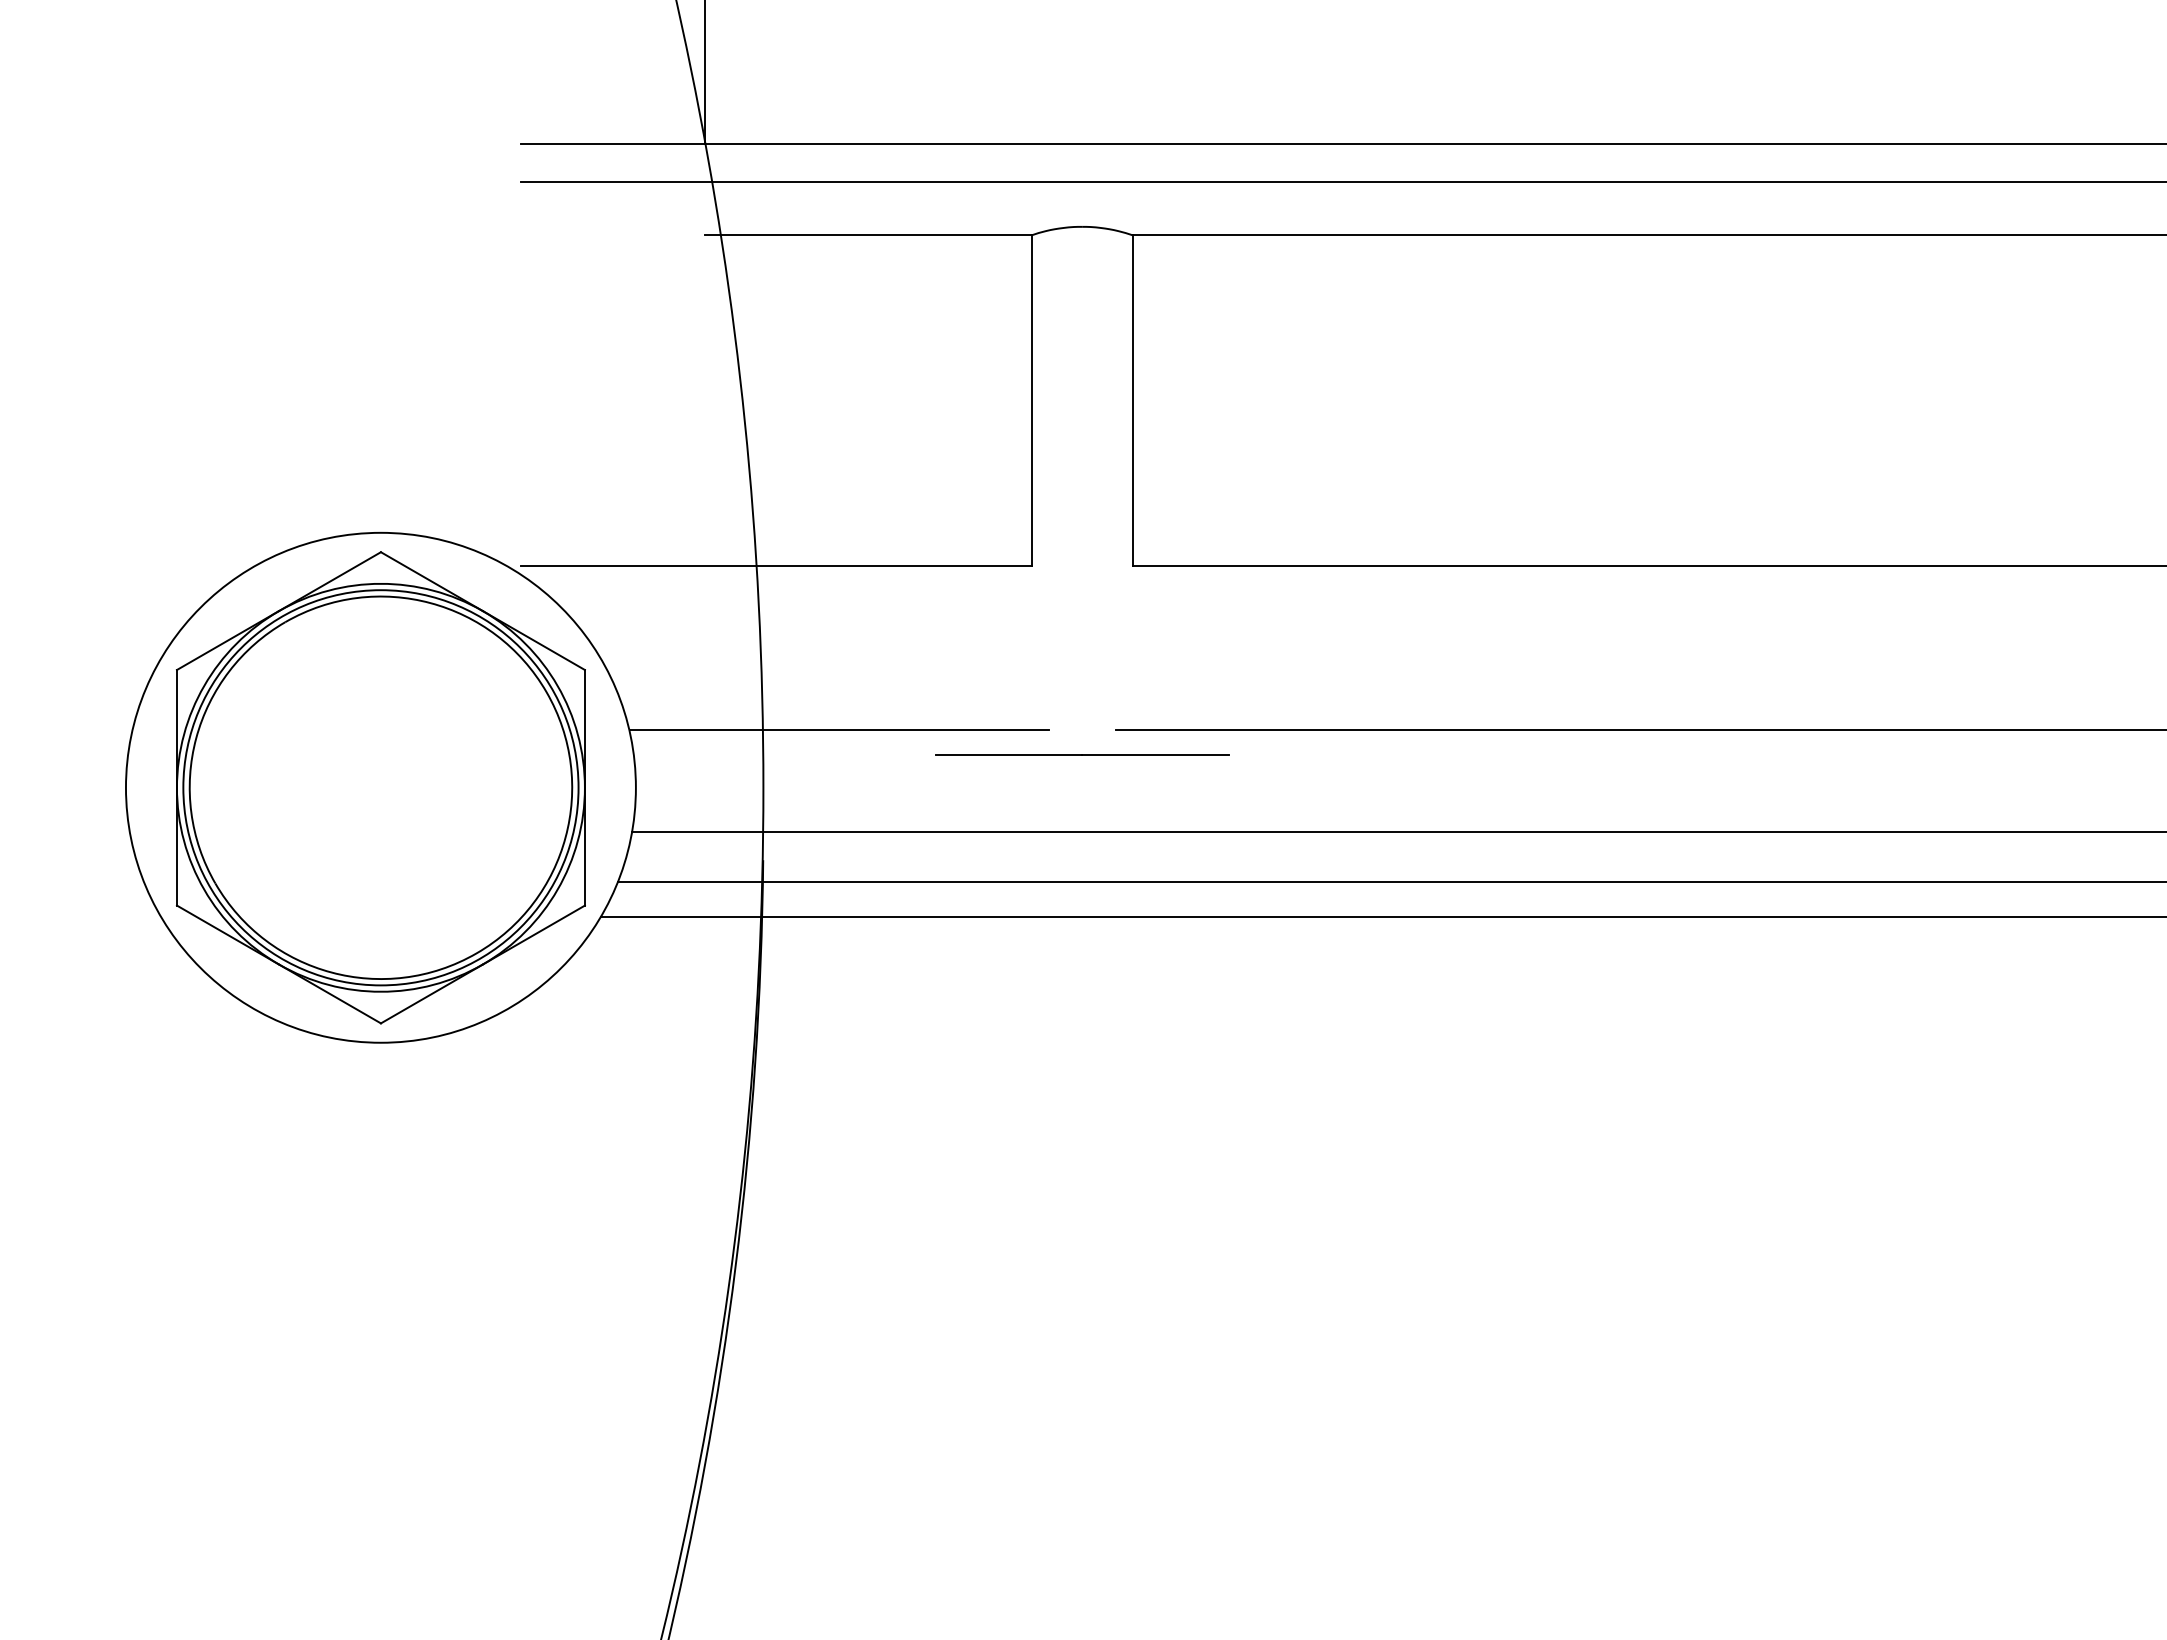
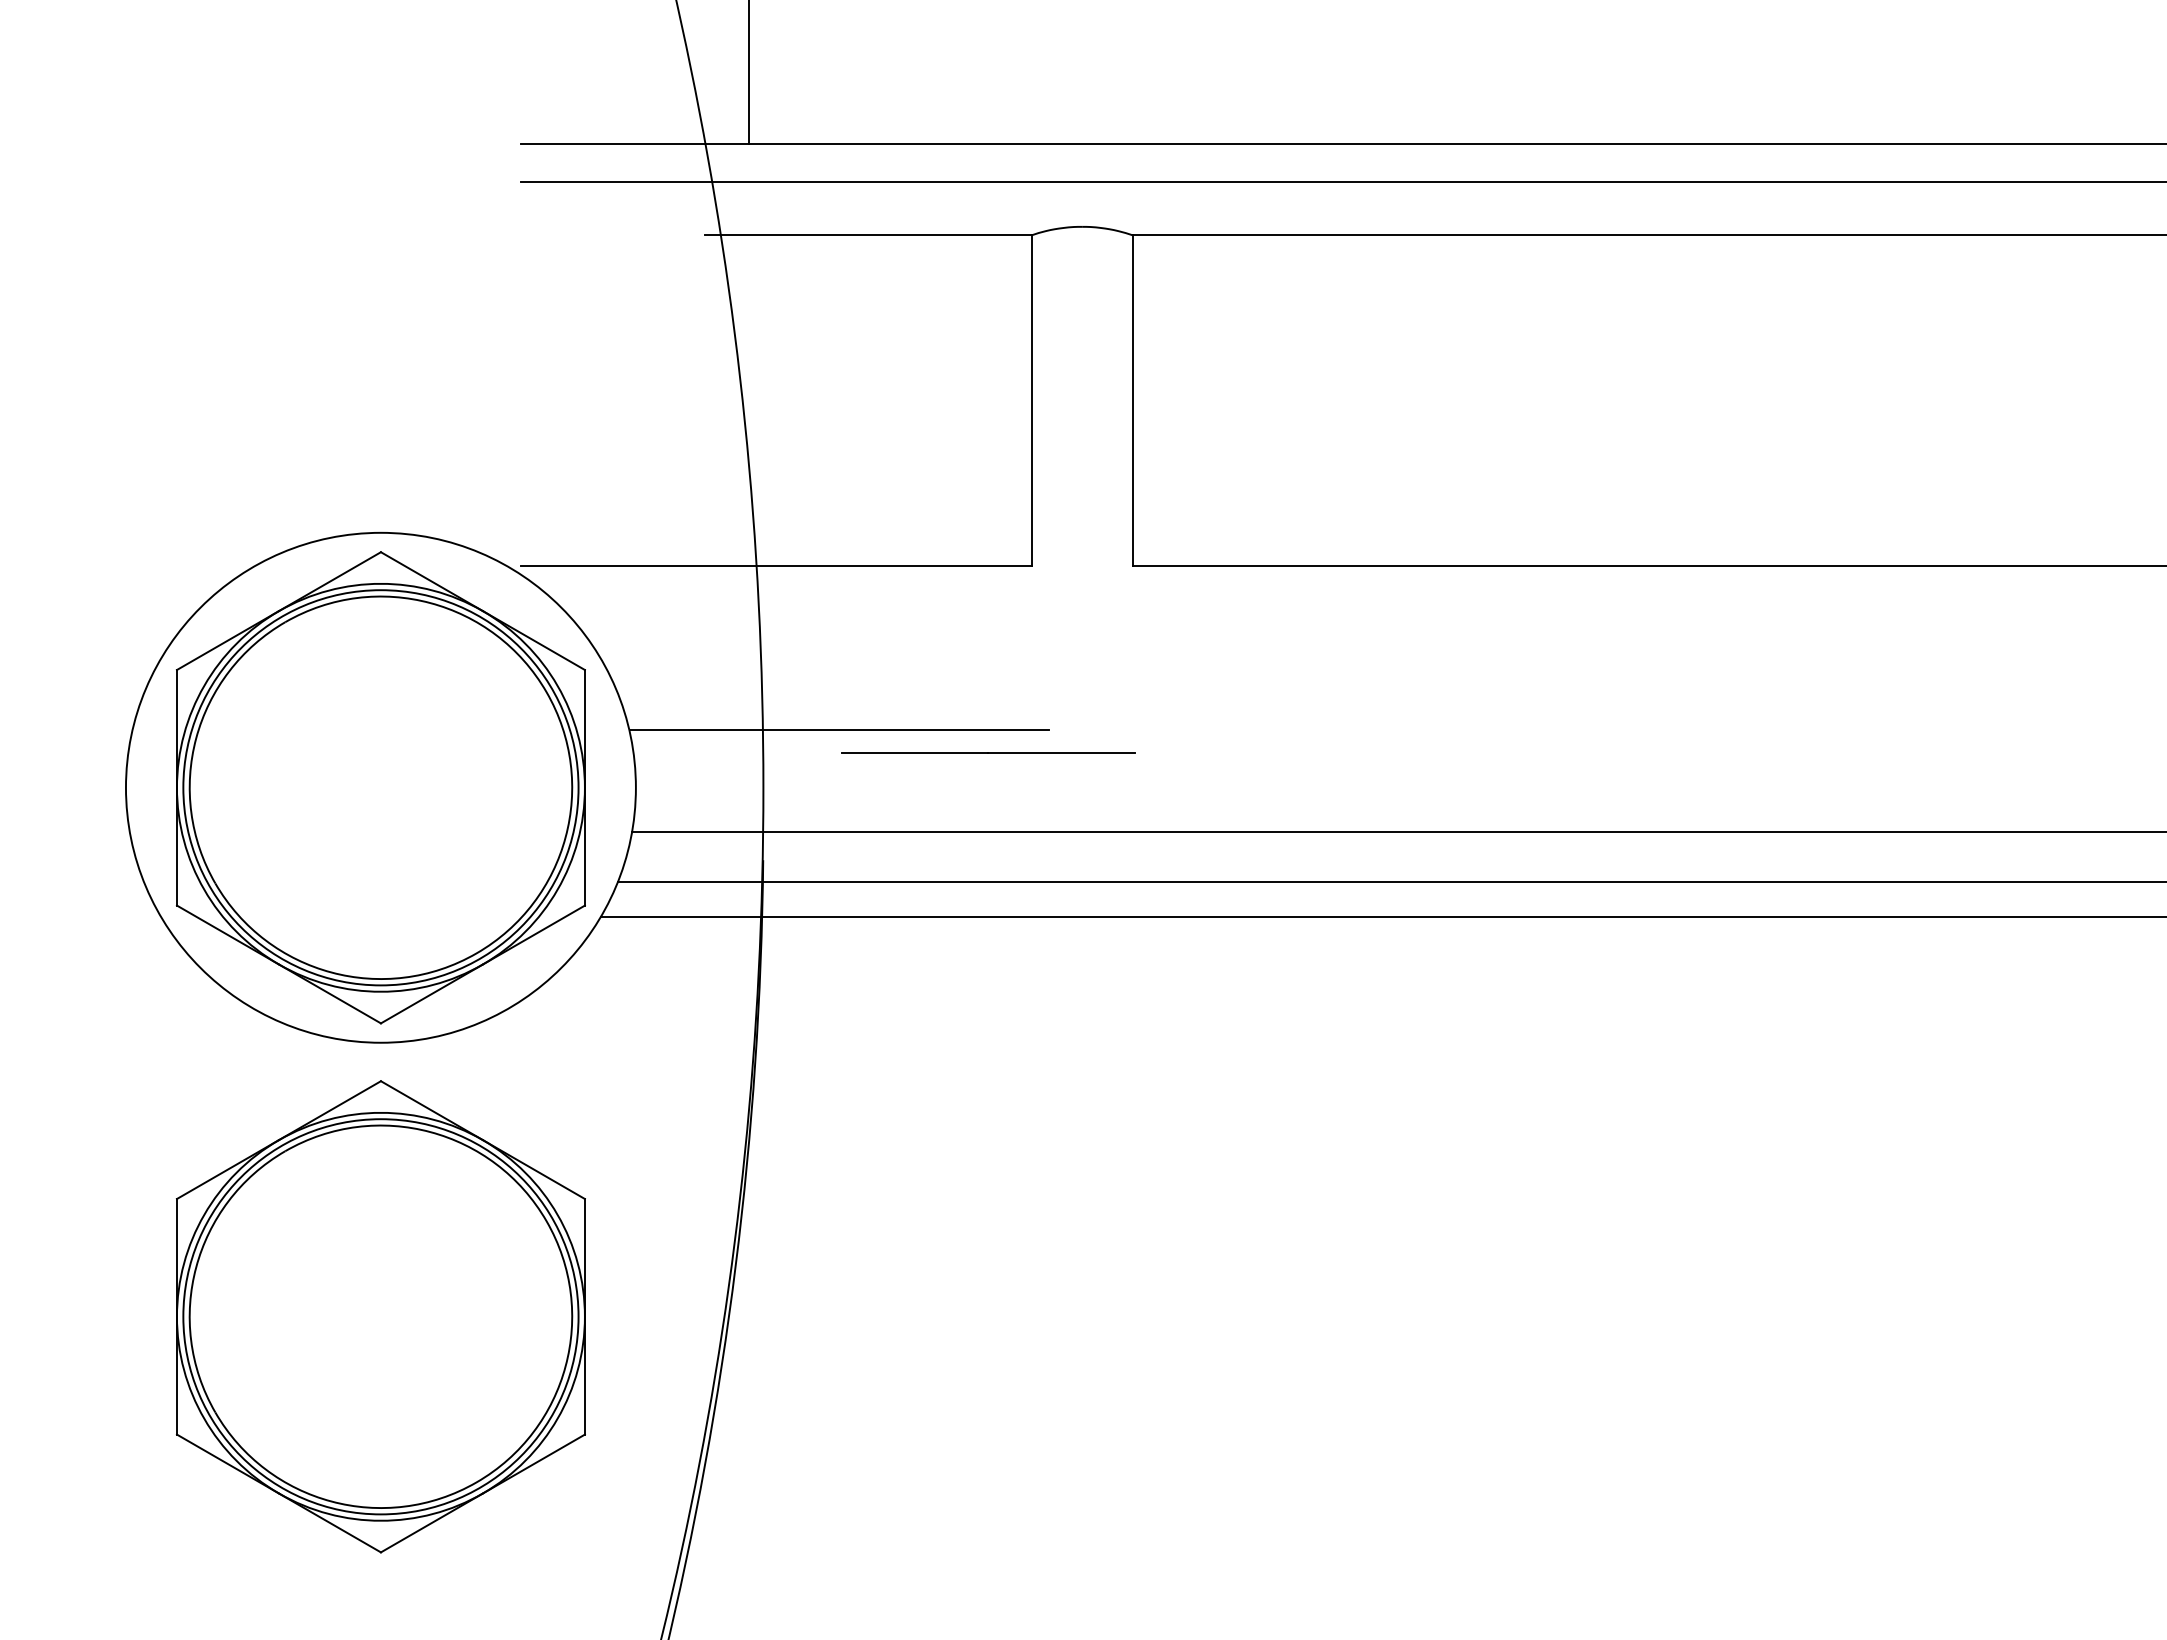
line position: (705, 73) -> (749, 73) (749, 73)
line: present -> none (1639, 730)
line position: (1082, 754) -> (988, 752) (988, 752)
part: none -> present (380, 1316)
